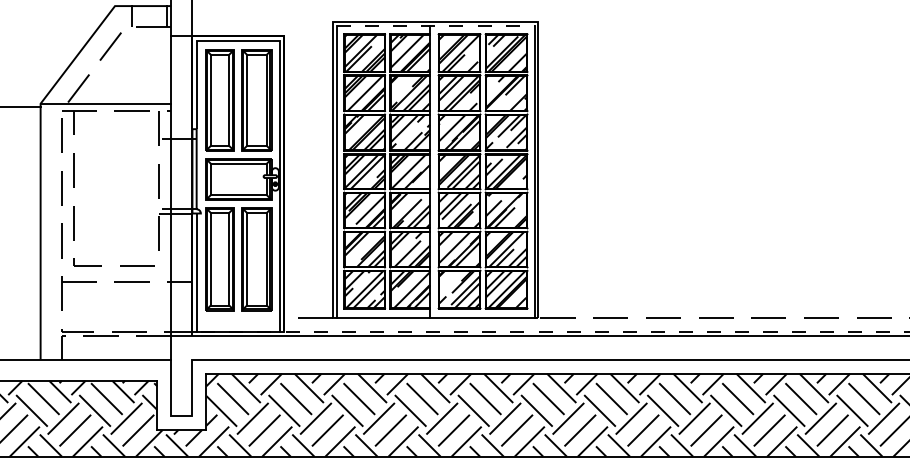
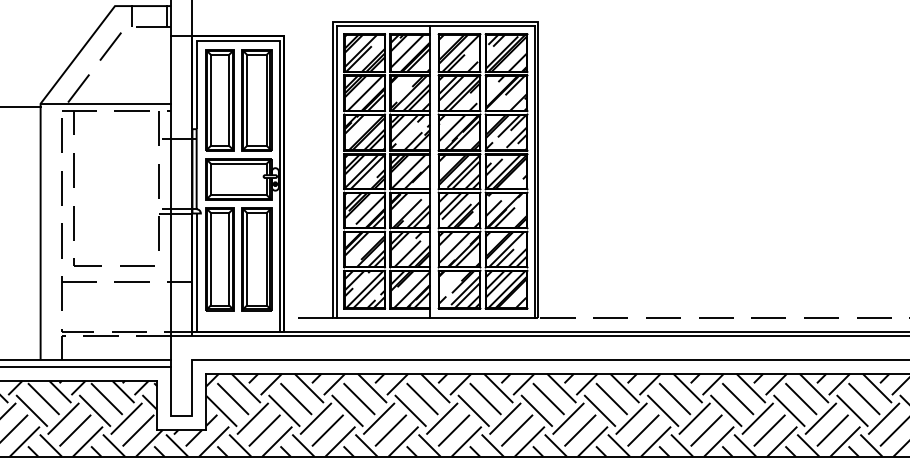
line: dashed -> solid (435, 26)
line: dashed -> solid (550, 331)
line: none -> present (86, 366)
